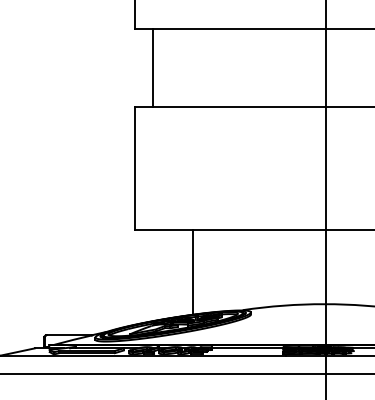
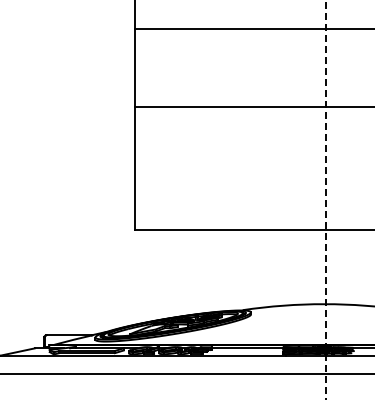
line position: (152, 67) -> (134, 67) (134, 67)
line: solid -> dashed (326, 199)
line: present -> none (193, 272)
